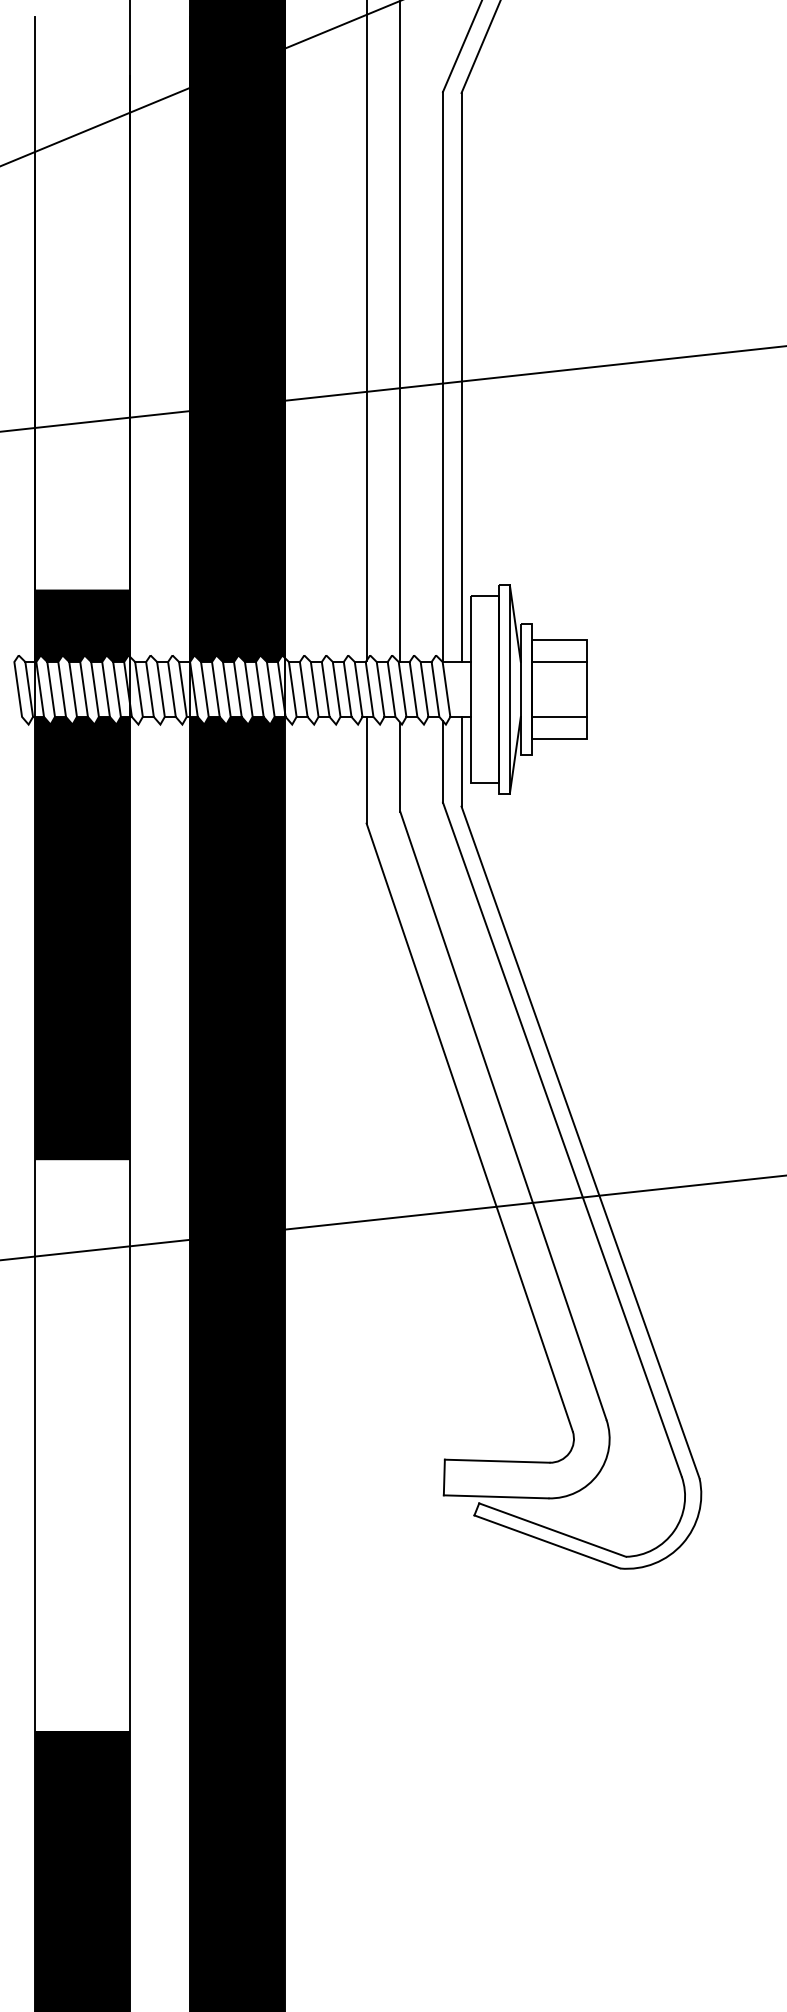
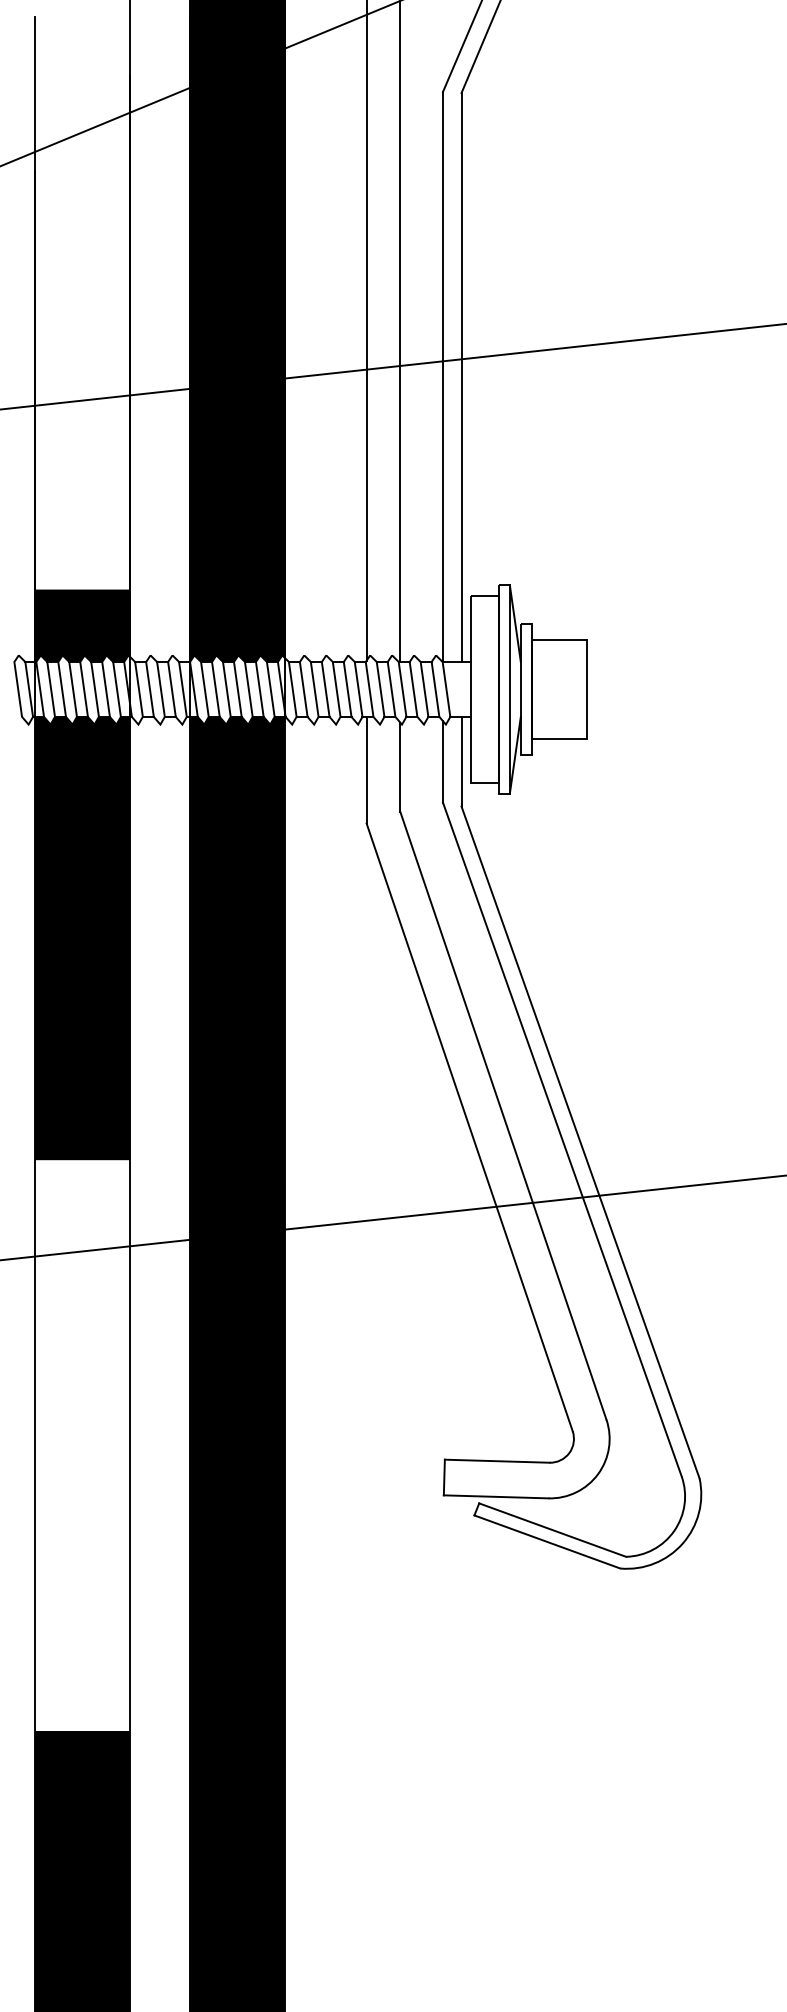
line position: (392, 388) -> (392, 366) (392, 366)
line: present -> none (558, 662)
line: present -> none (558, 716)
